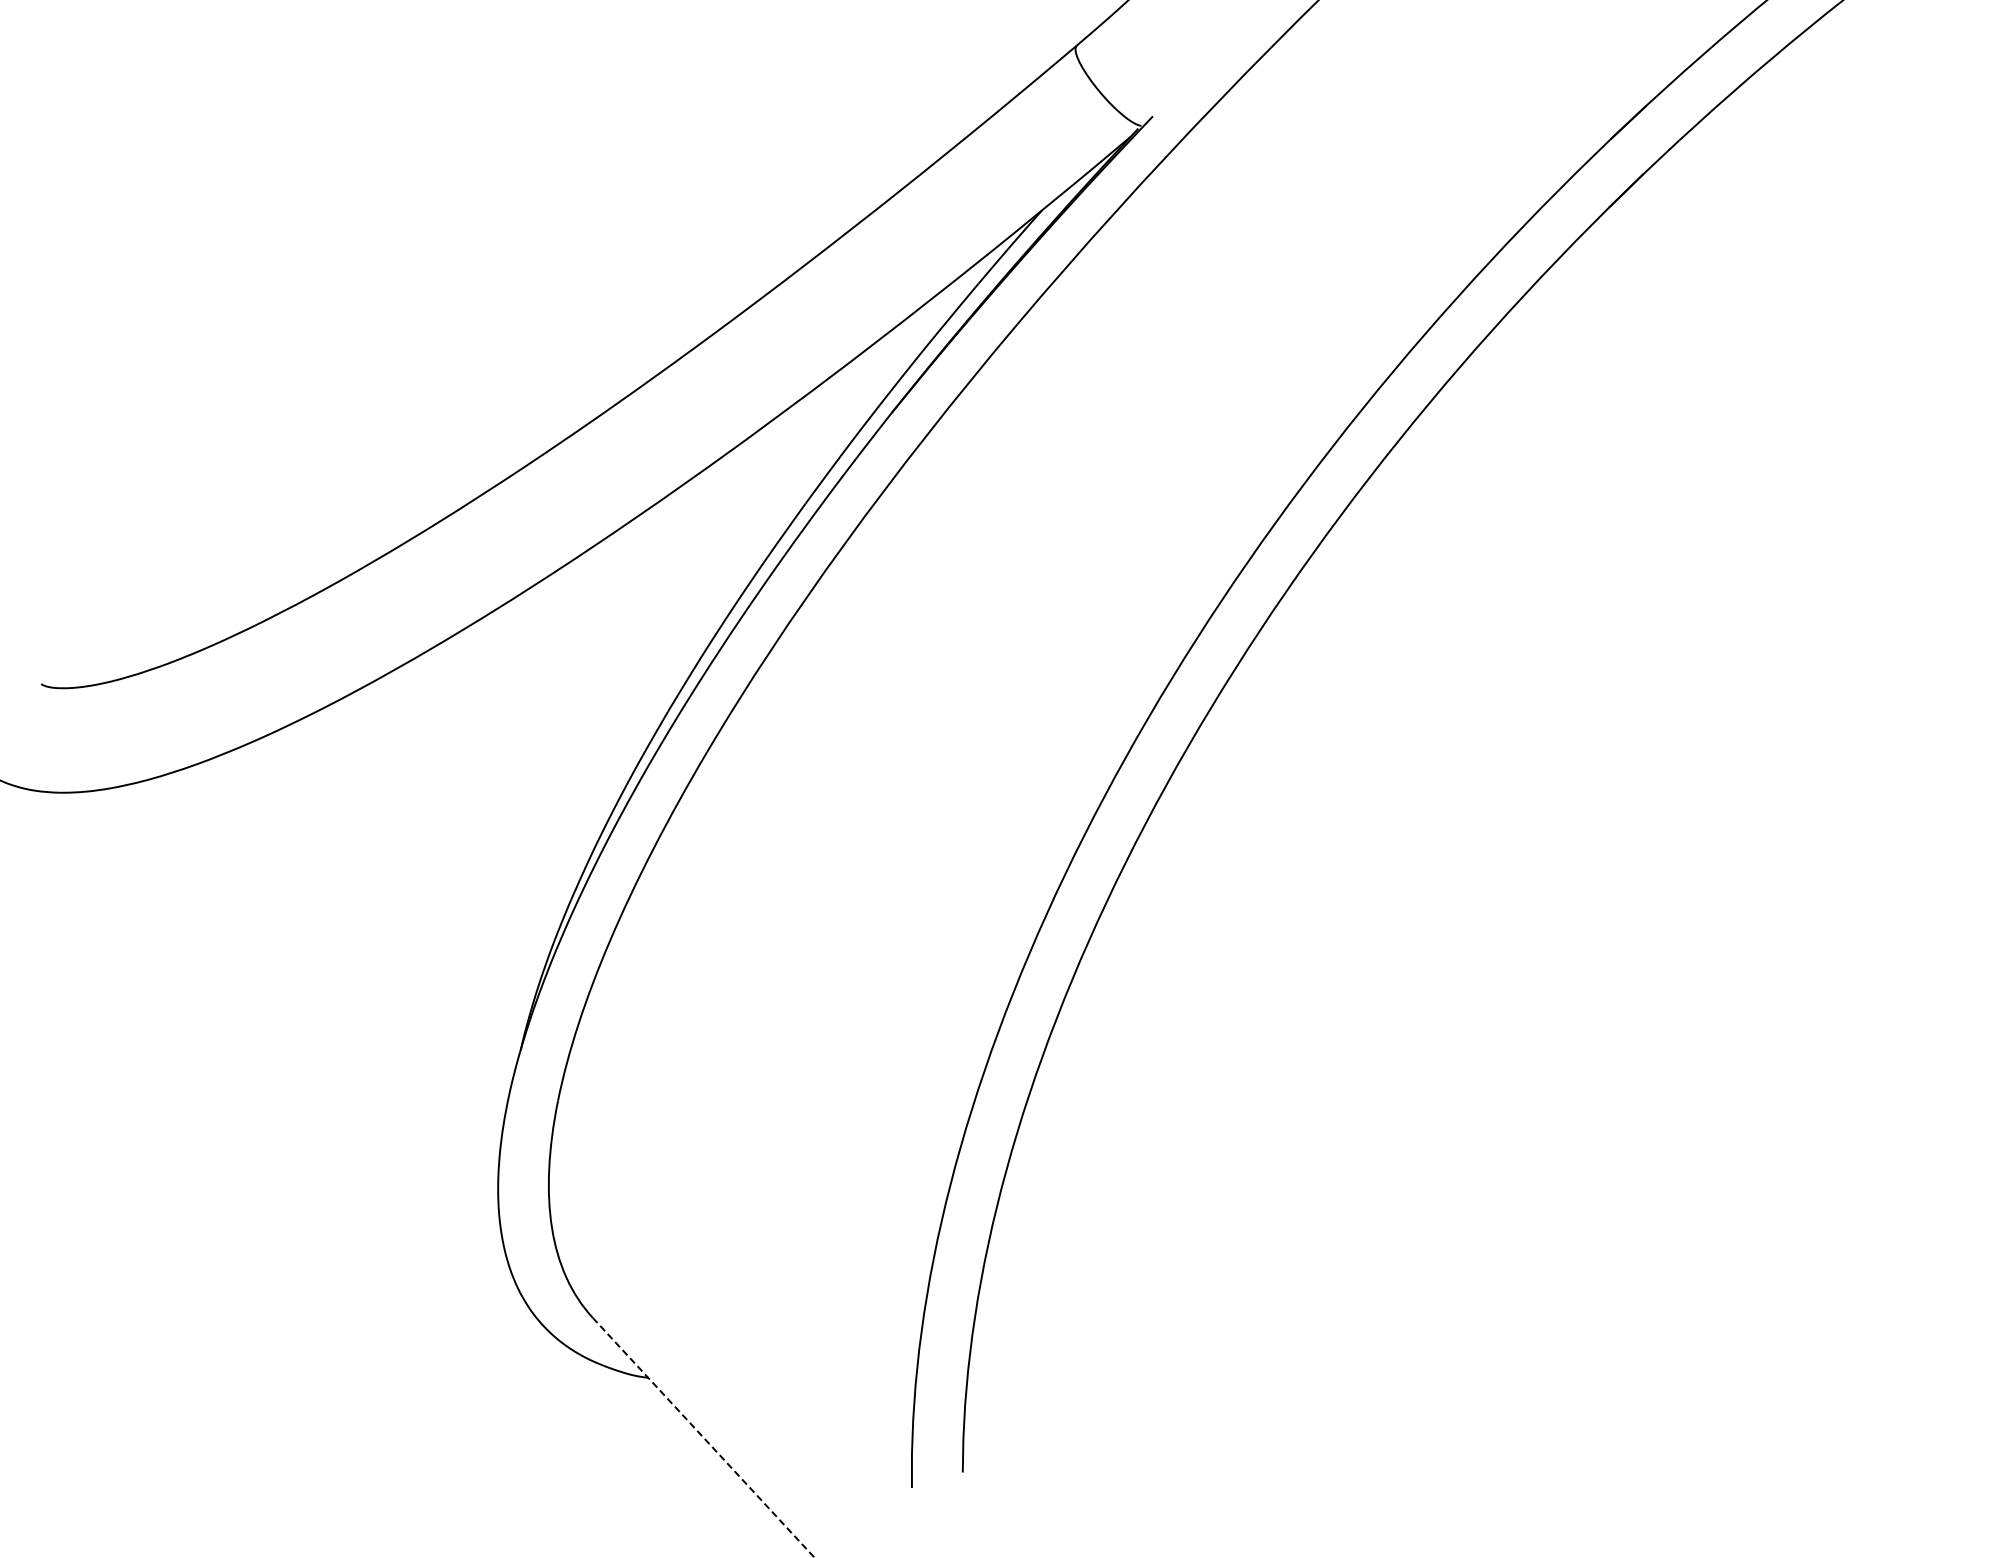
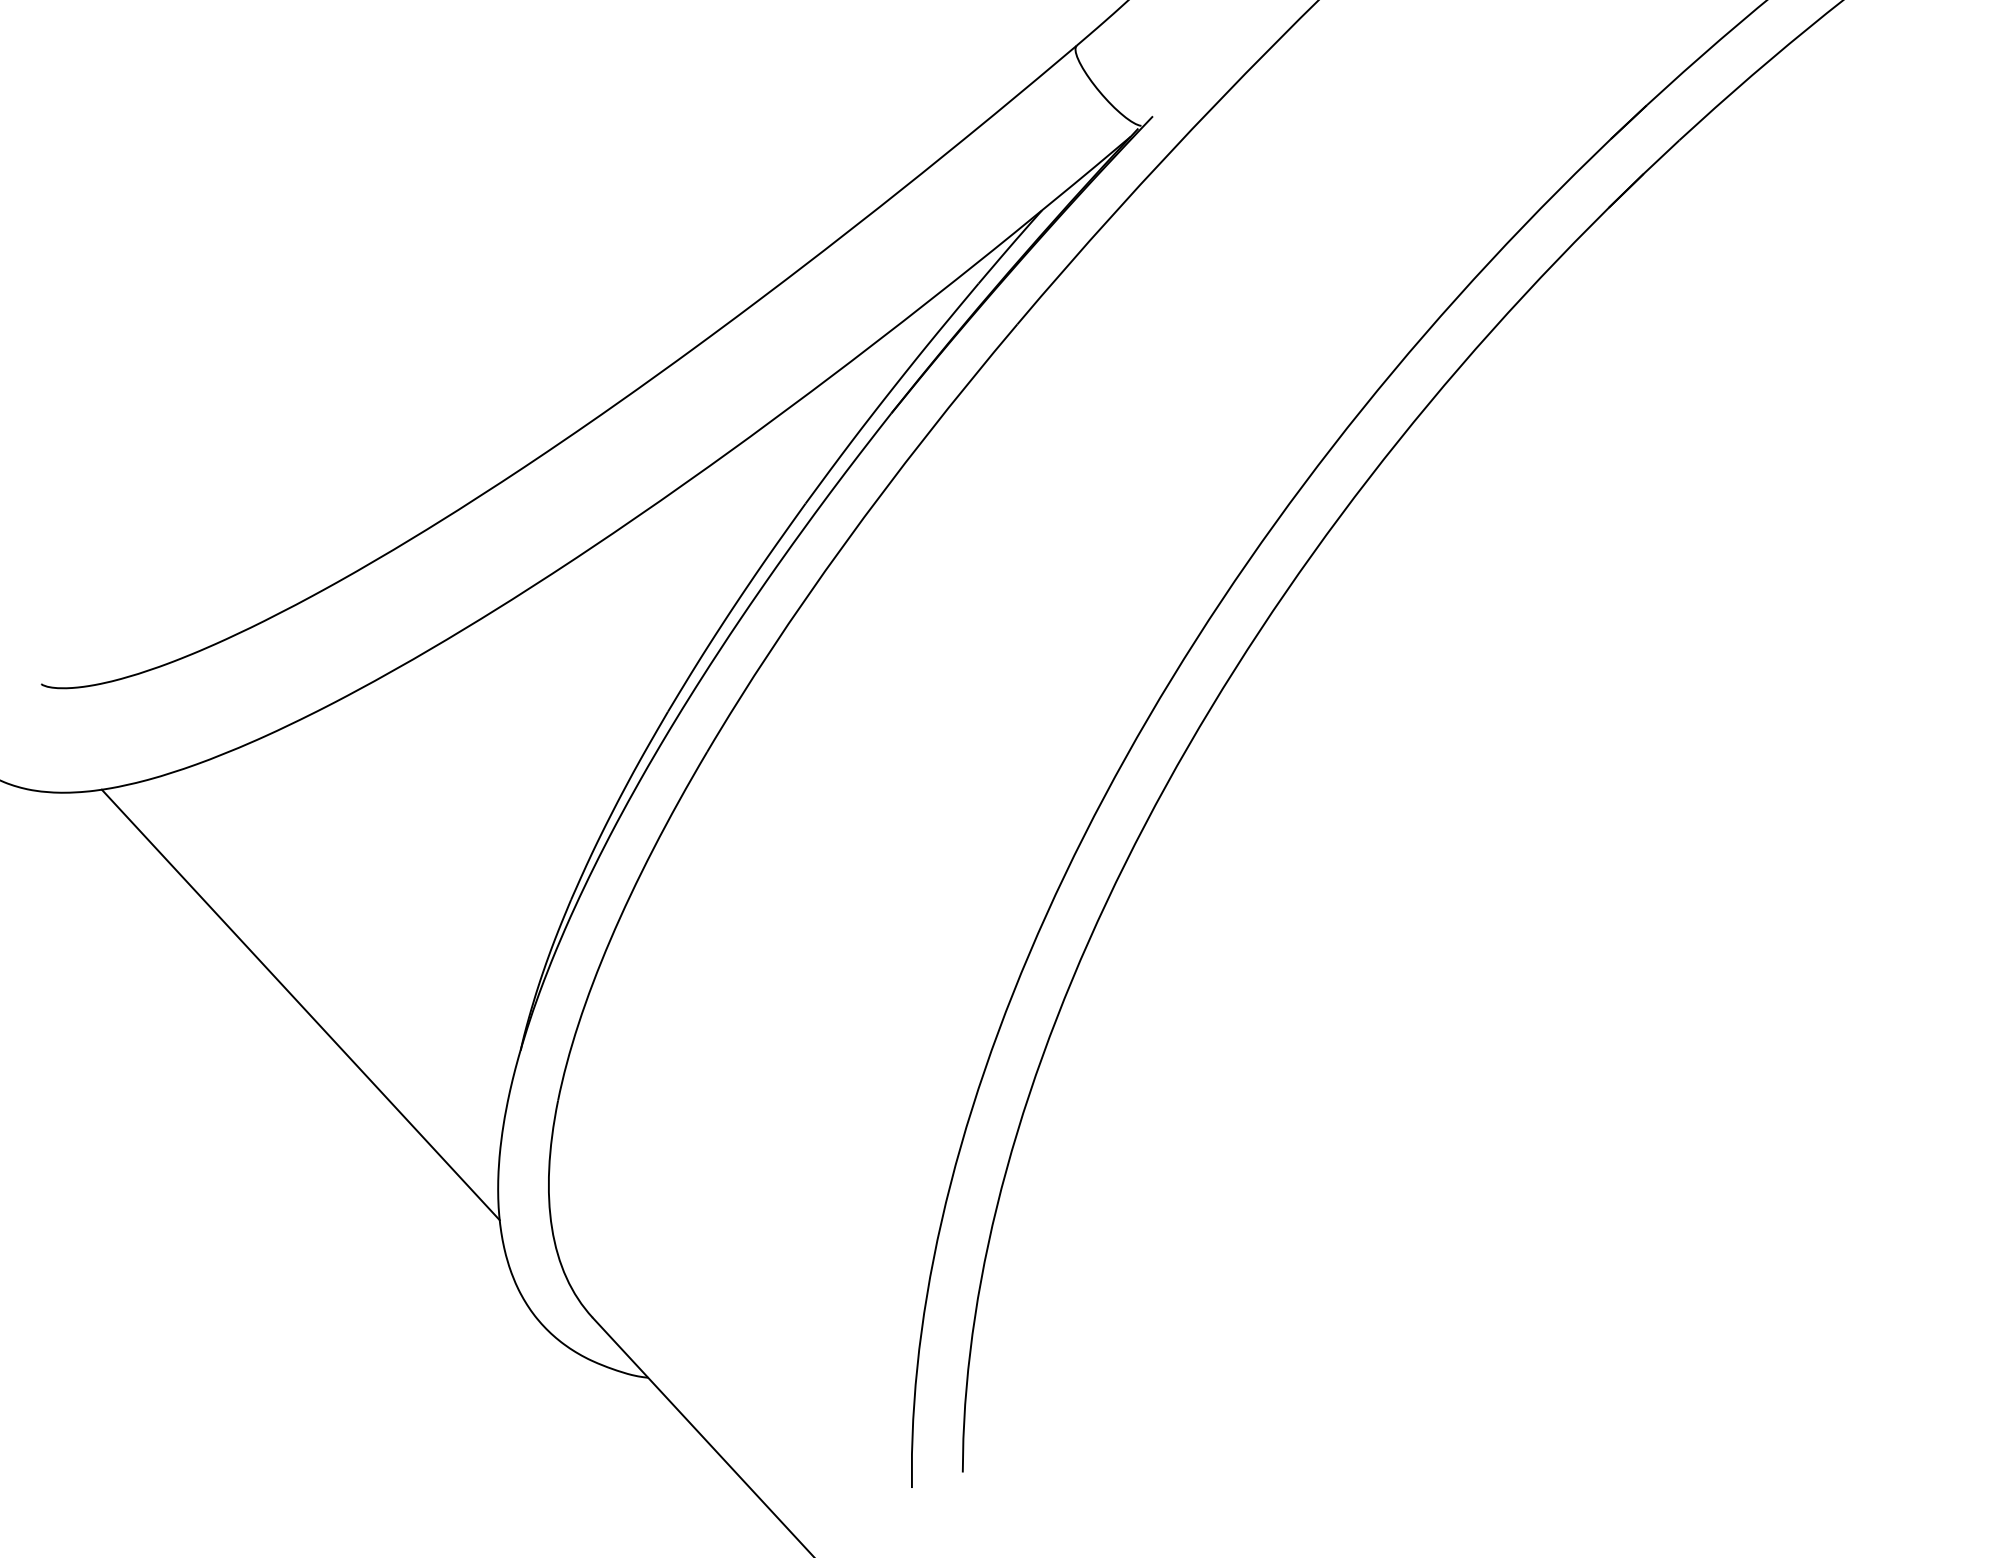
line: none -> present (300, 1004)
line: dashed -> solid (704, 1438)
